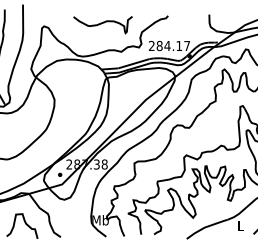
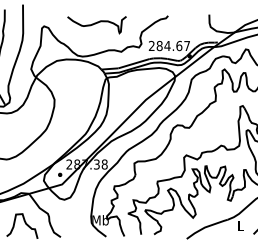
curve position: (101, 24) -> (95, 24) (95, 24)
text: 284.17 -> 284.67 (179, 45)
